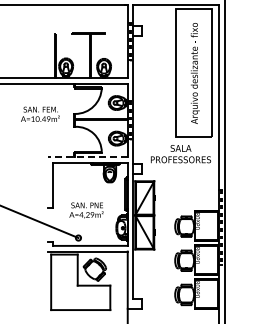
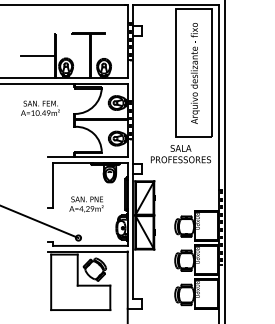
line: none -> present (37, 55)
text position: (40, 113) -> (40, 107) (40, 107)
line: dashed -> solid (87, 157)
text position: (86, 210) -> (86, 204) (86, 204)
